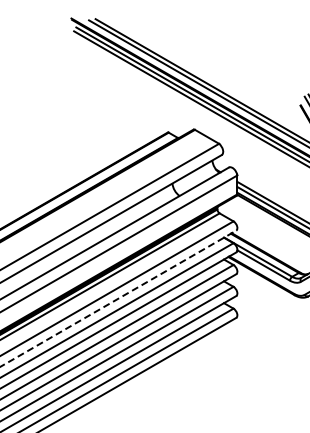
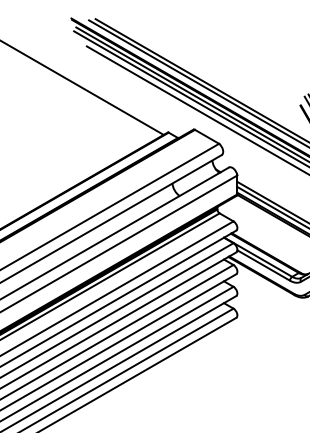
line: none -> present (82, 87)
line: none -> present (196, 109)
line: dashed -> solid (118, 298)
